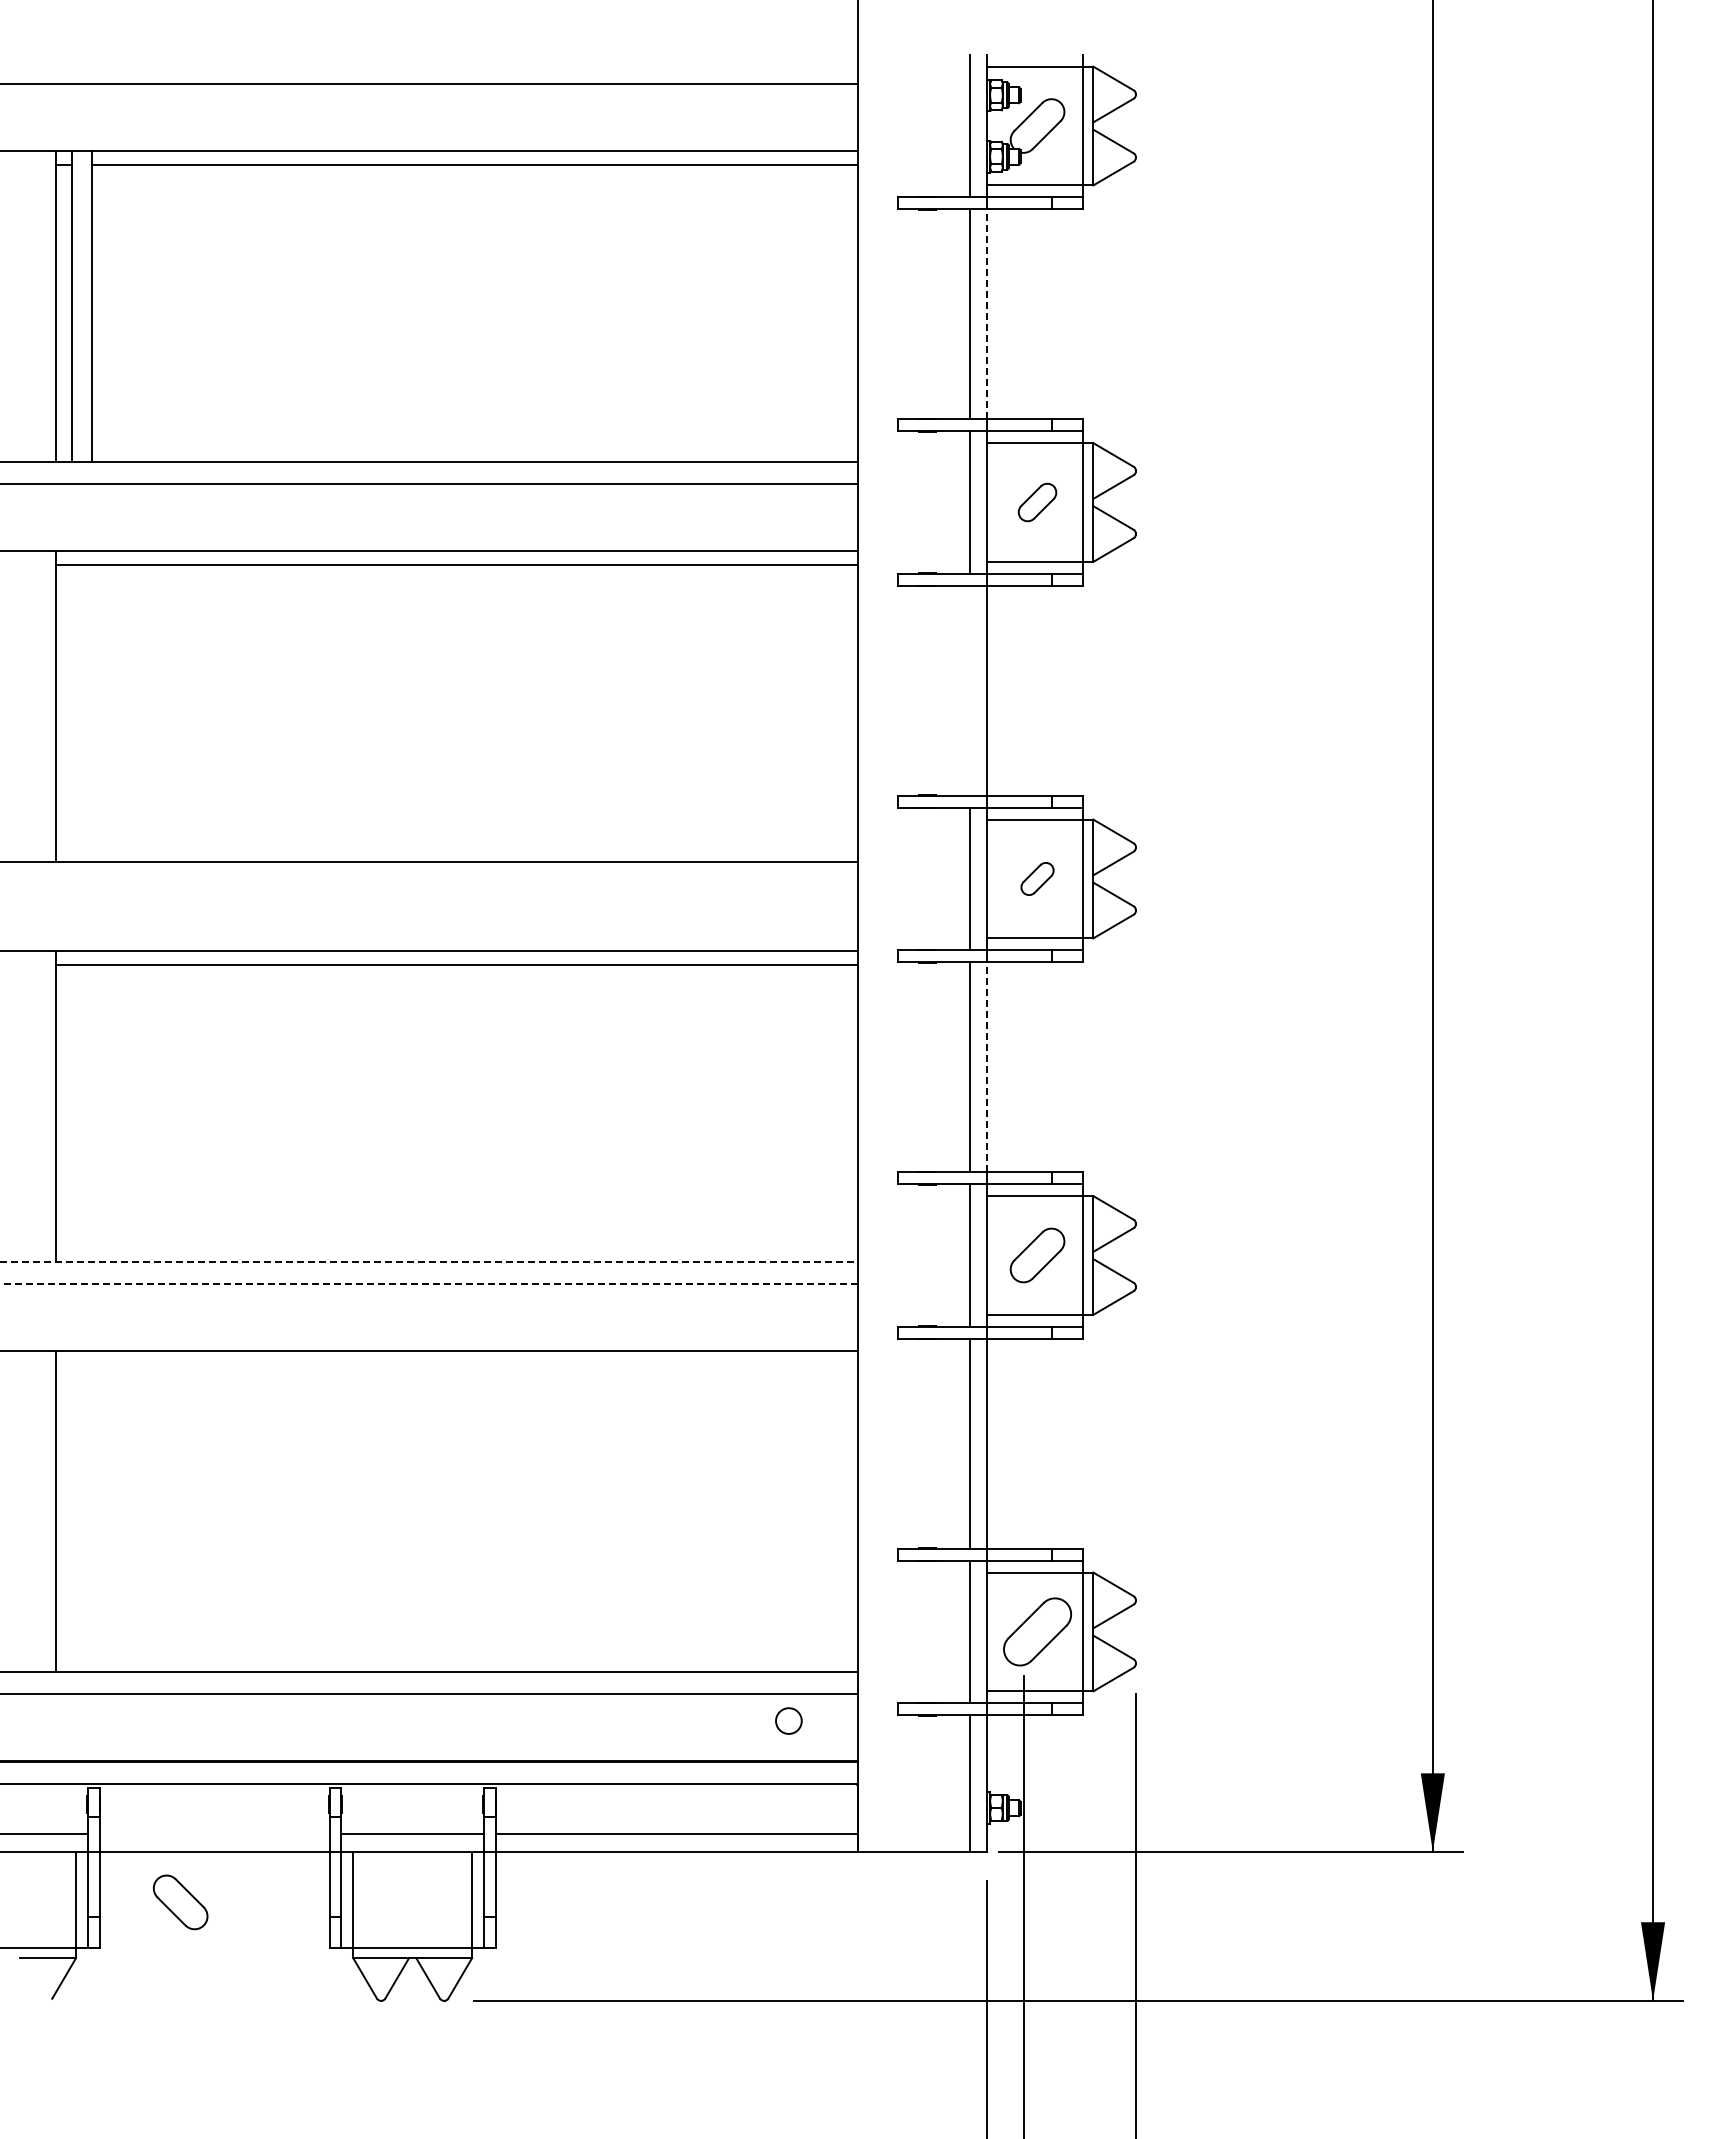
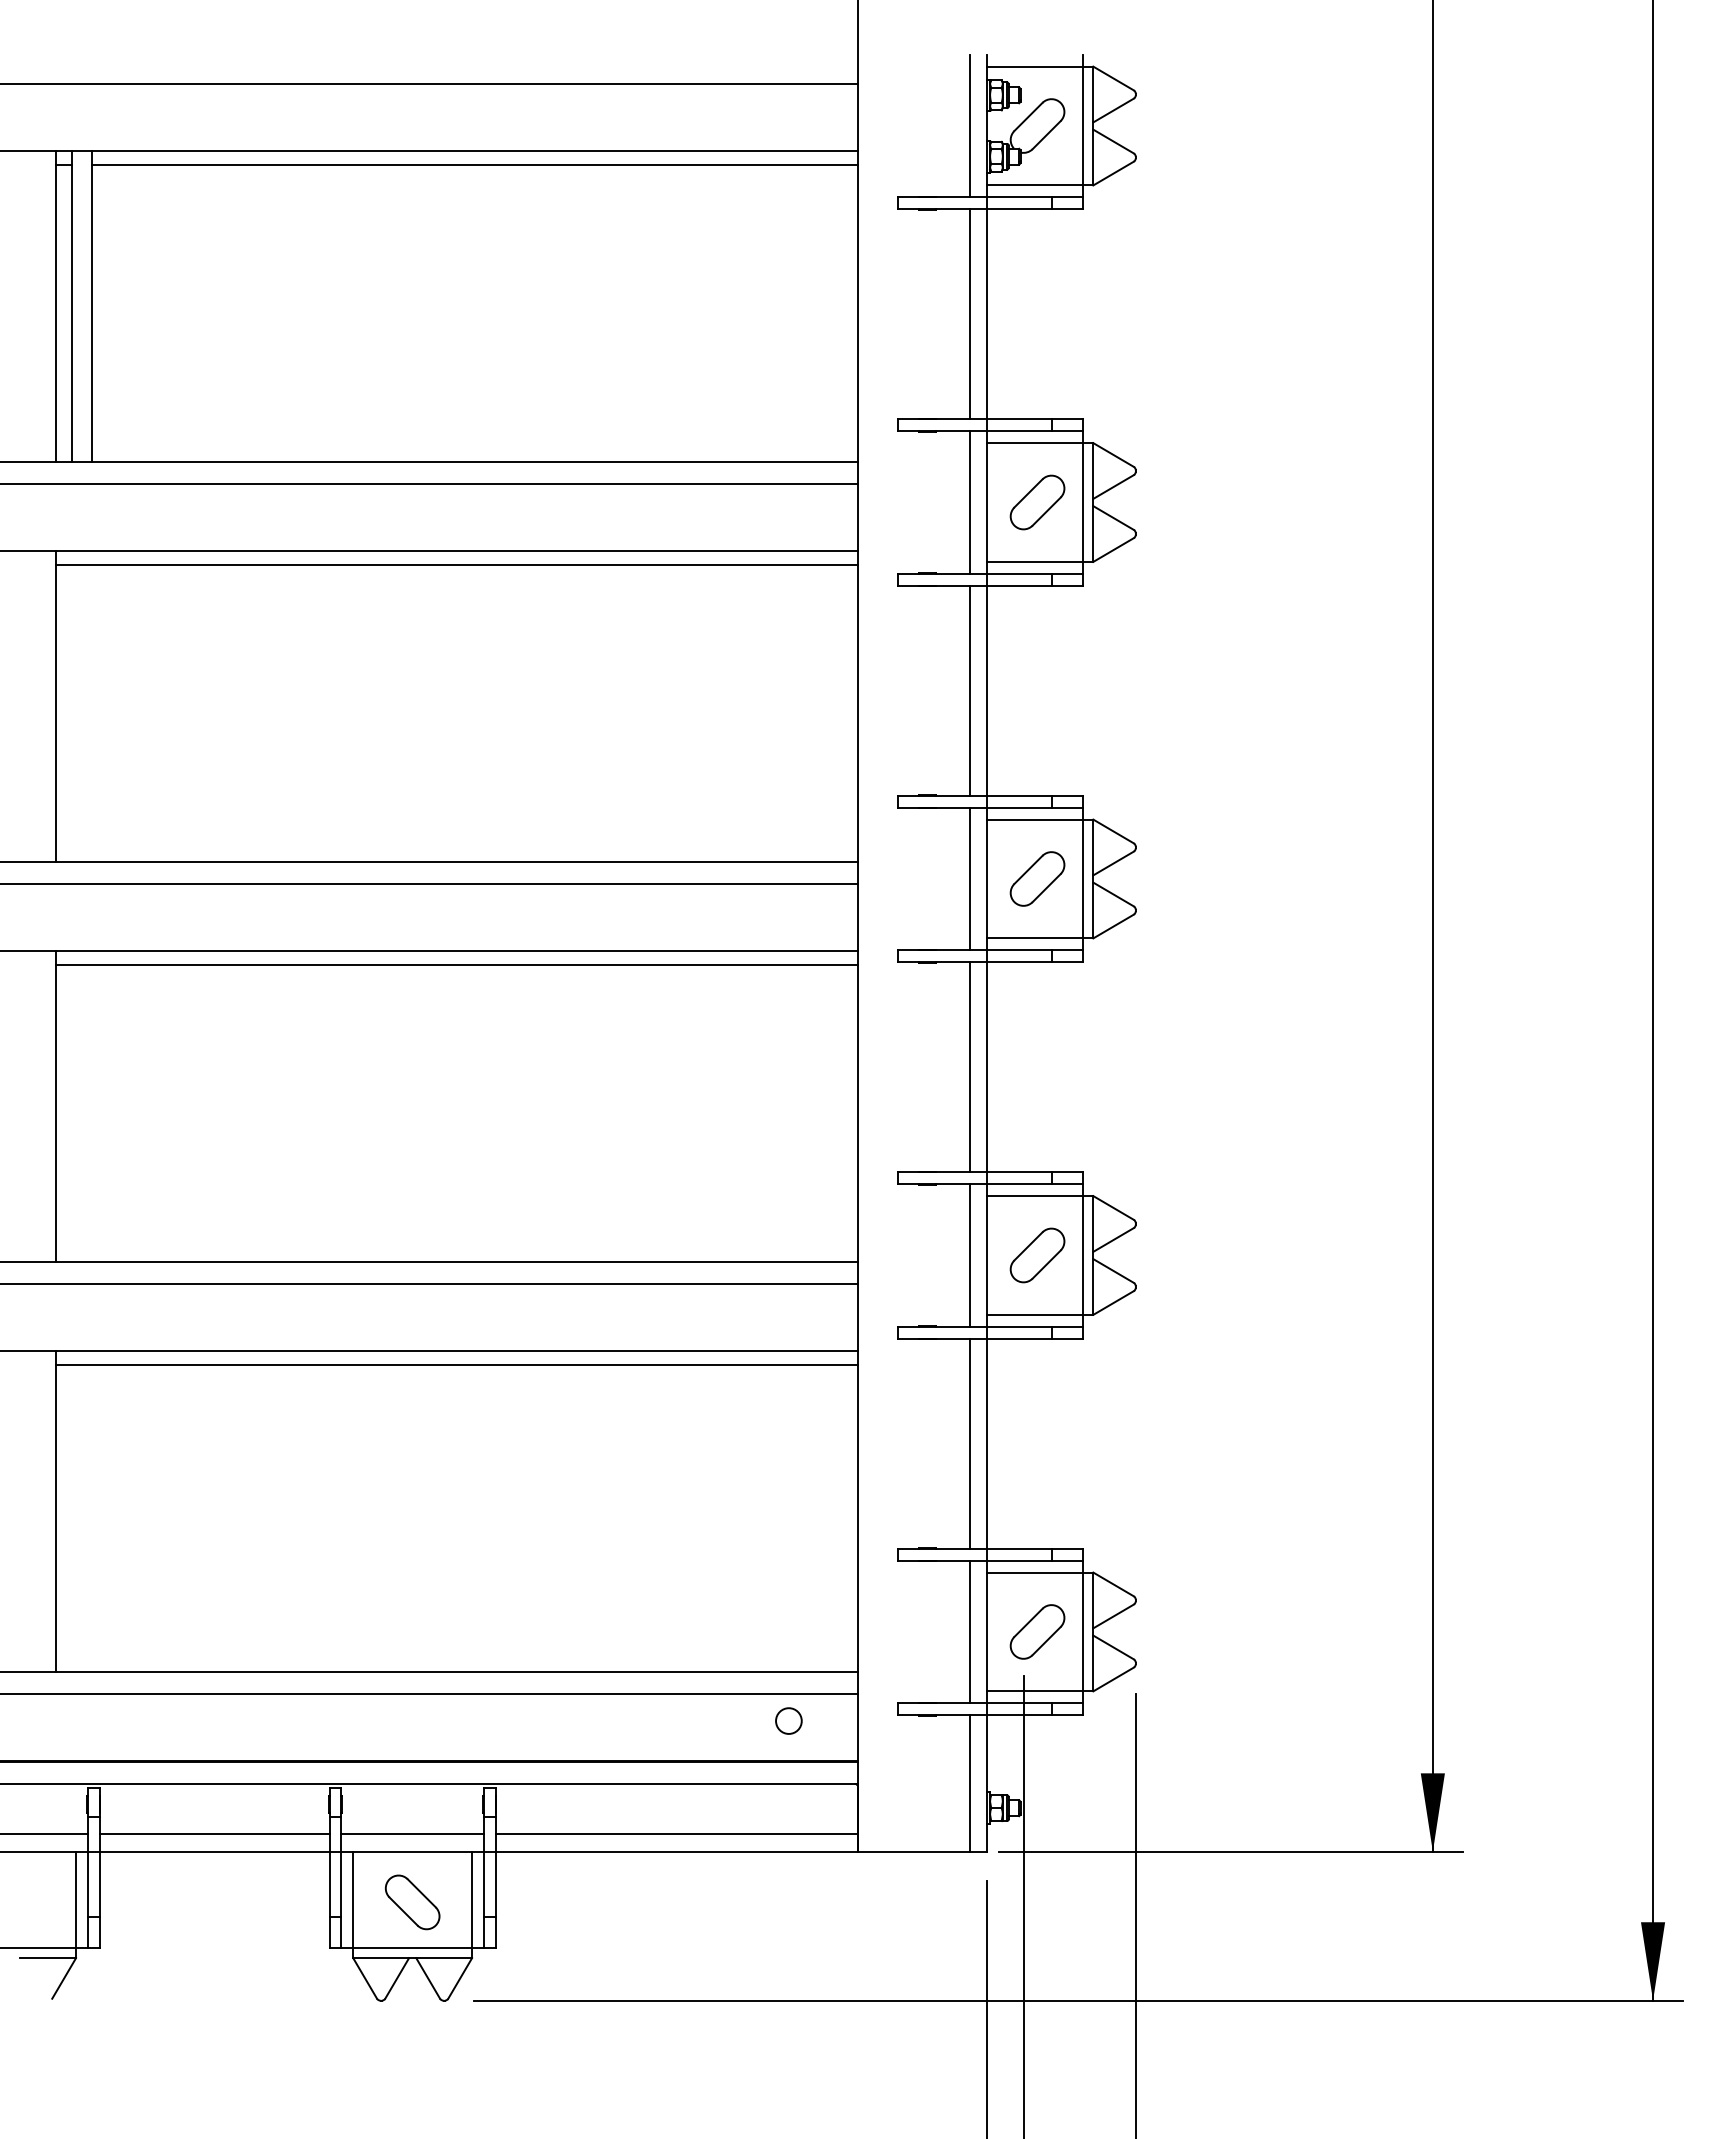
line: dashed -> solid (986, 313)
part size: 40x41 px -> 57x57 px (1037, 502)
line: none -> present (969, 690)
part size: 35x34 px -> 57x56 px (1037, 878)
line: none -> present (430, 884)
line: dashed -> solid (986, 1066)
line: dashed -> solid (429, 1261)
line: dashed -> solid (429, 1284)
line: none -> present (457, 1364)
part size: 69x70 px -> 57x56 px (1037, 1631)
line: none -> present (214, 1834)
part position: (180, 1902) -> (412, 1902) (412, 1902)
